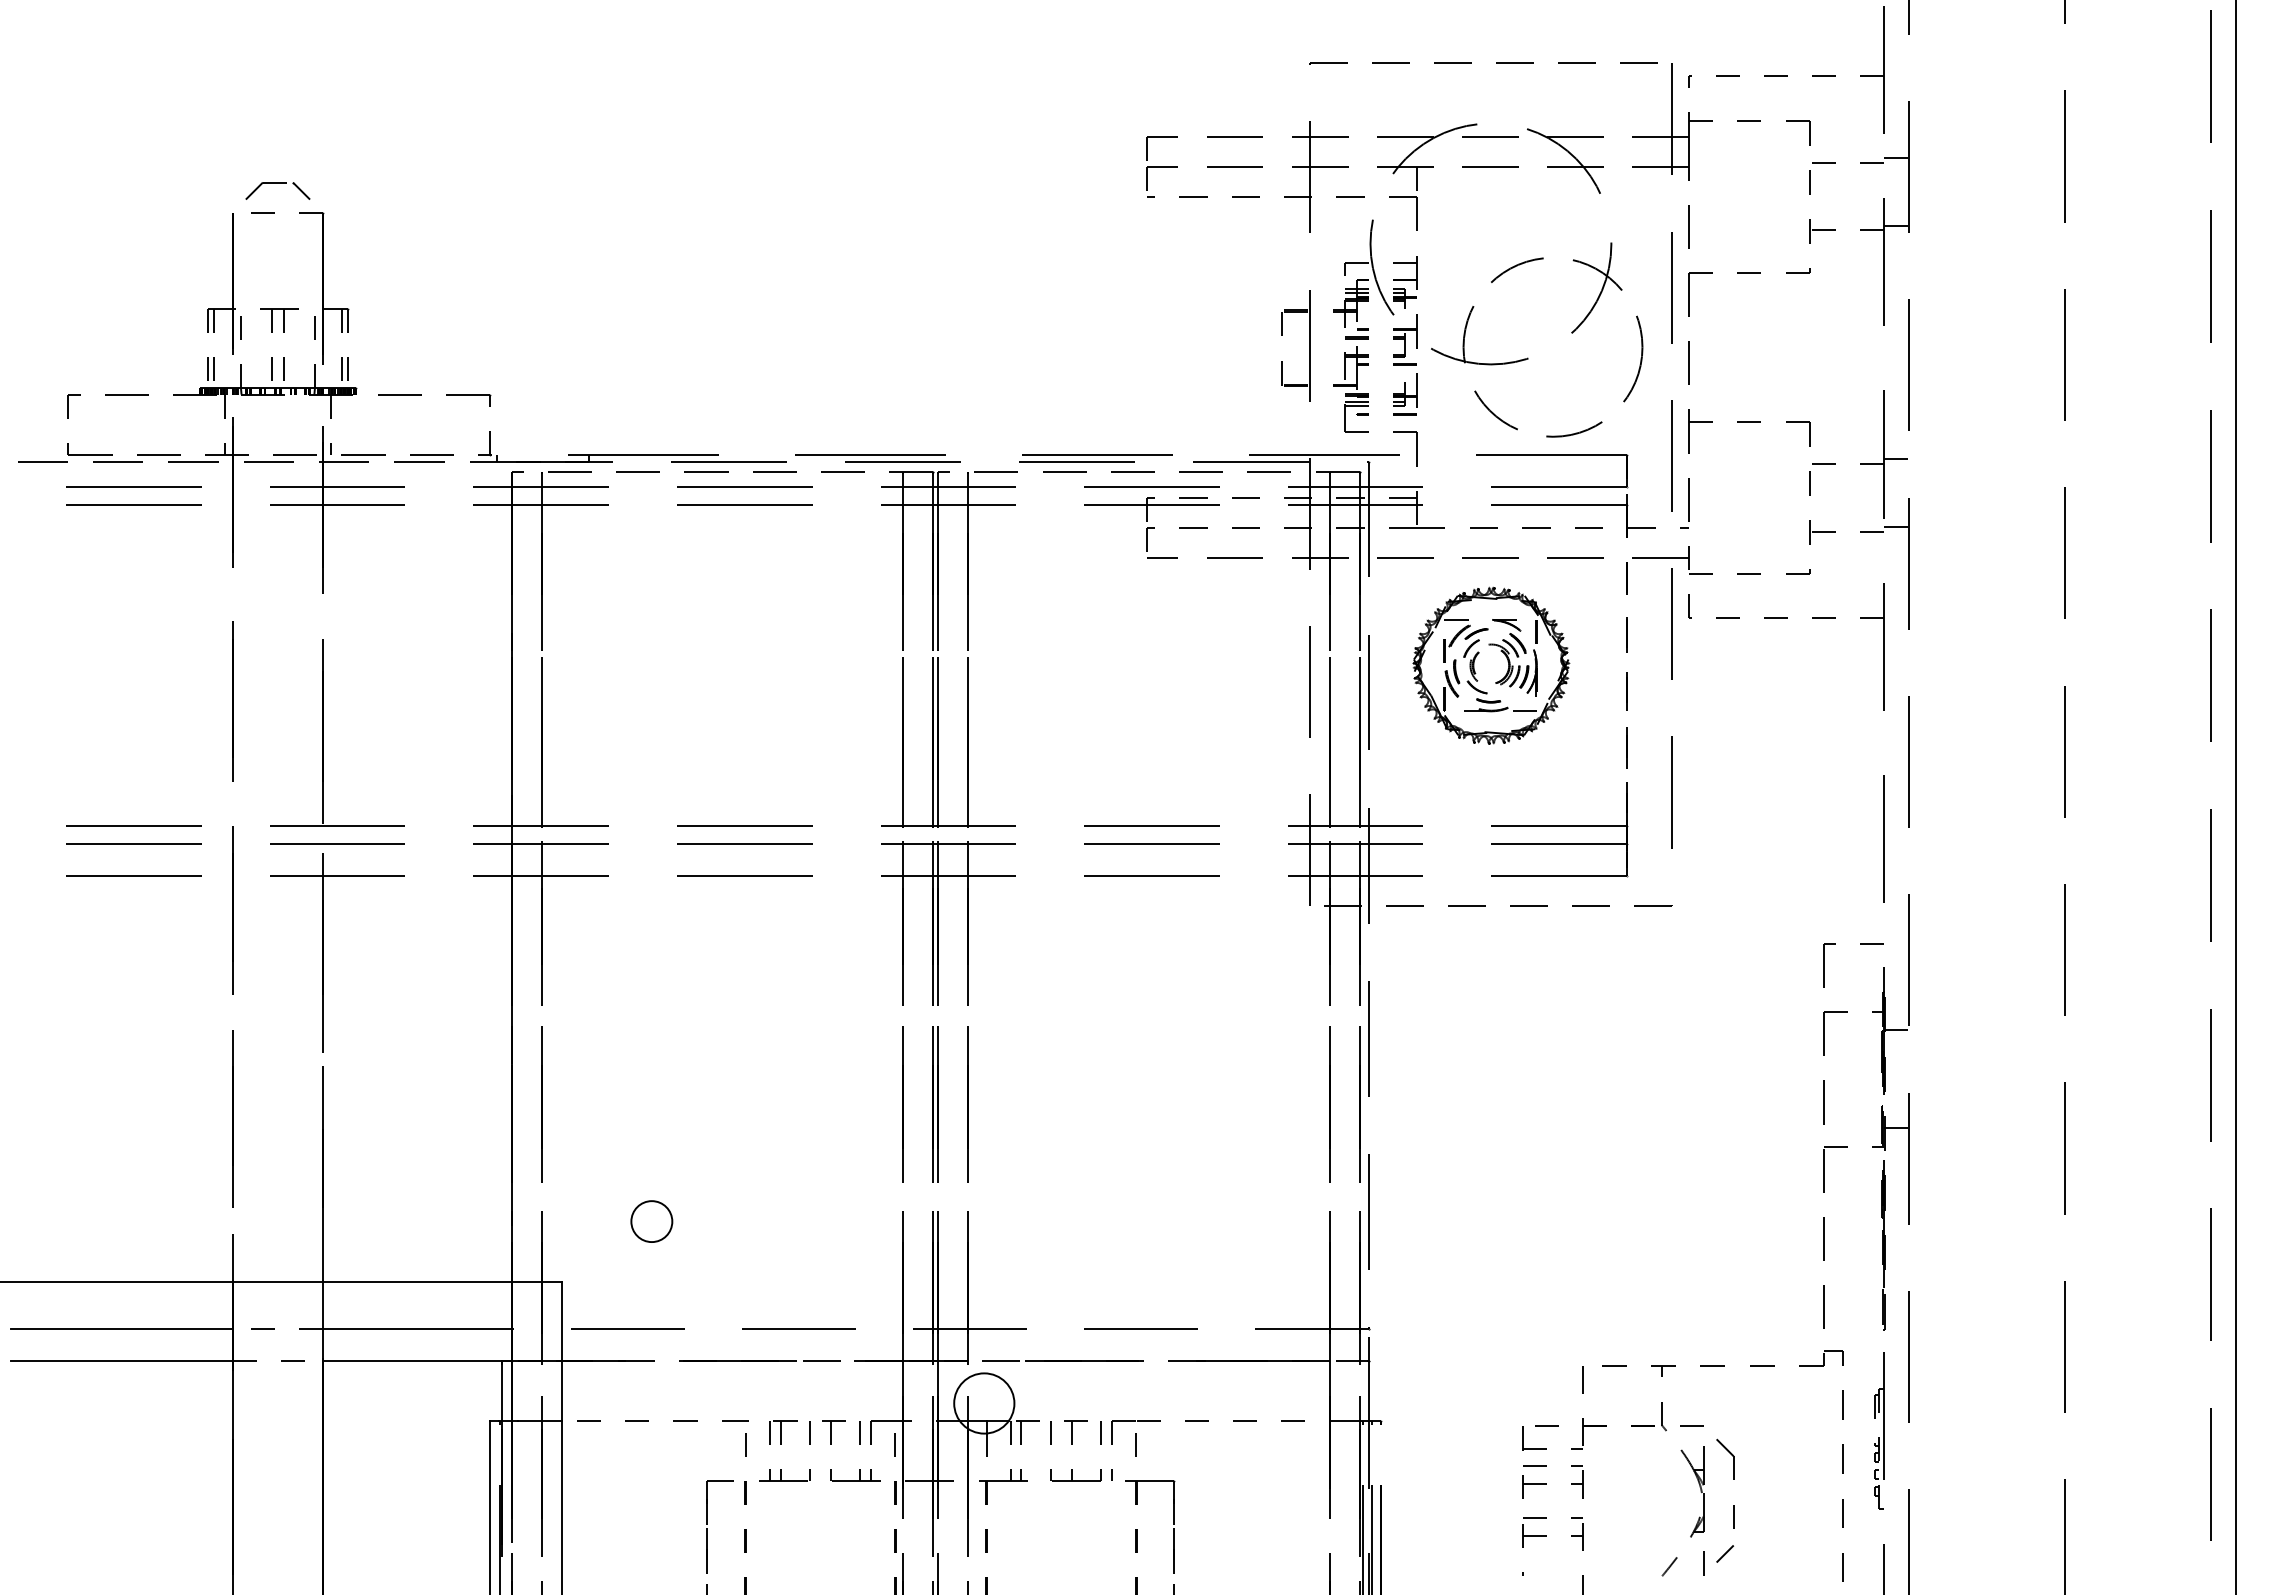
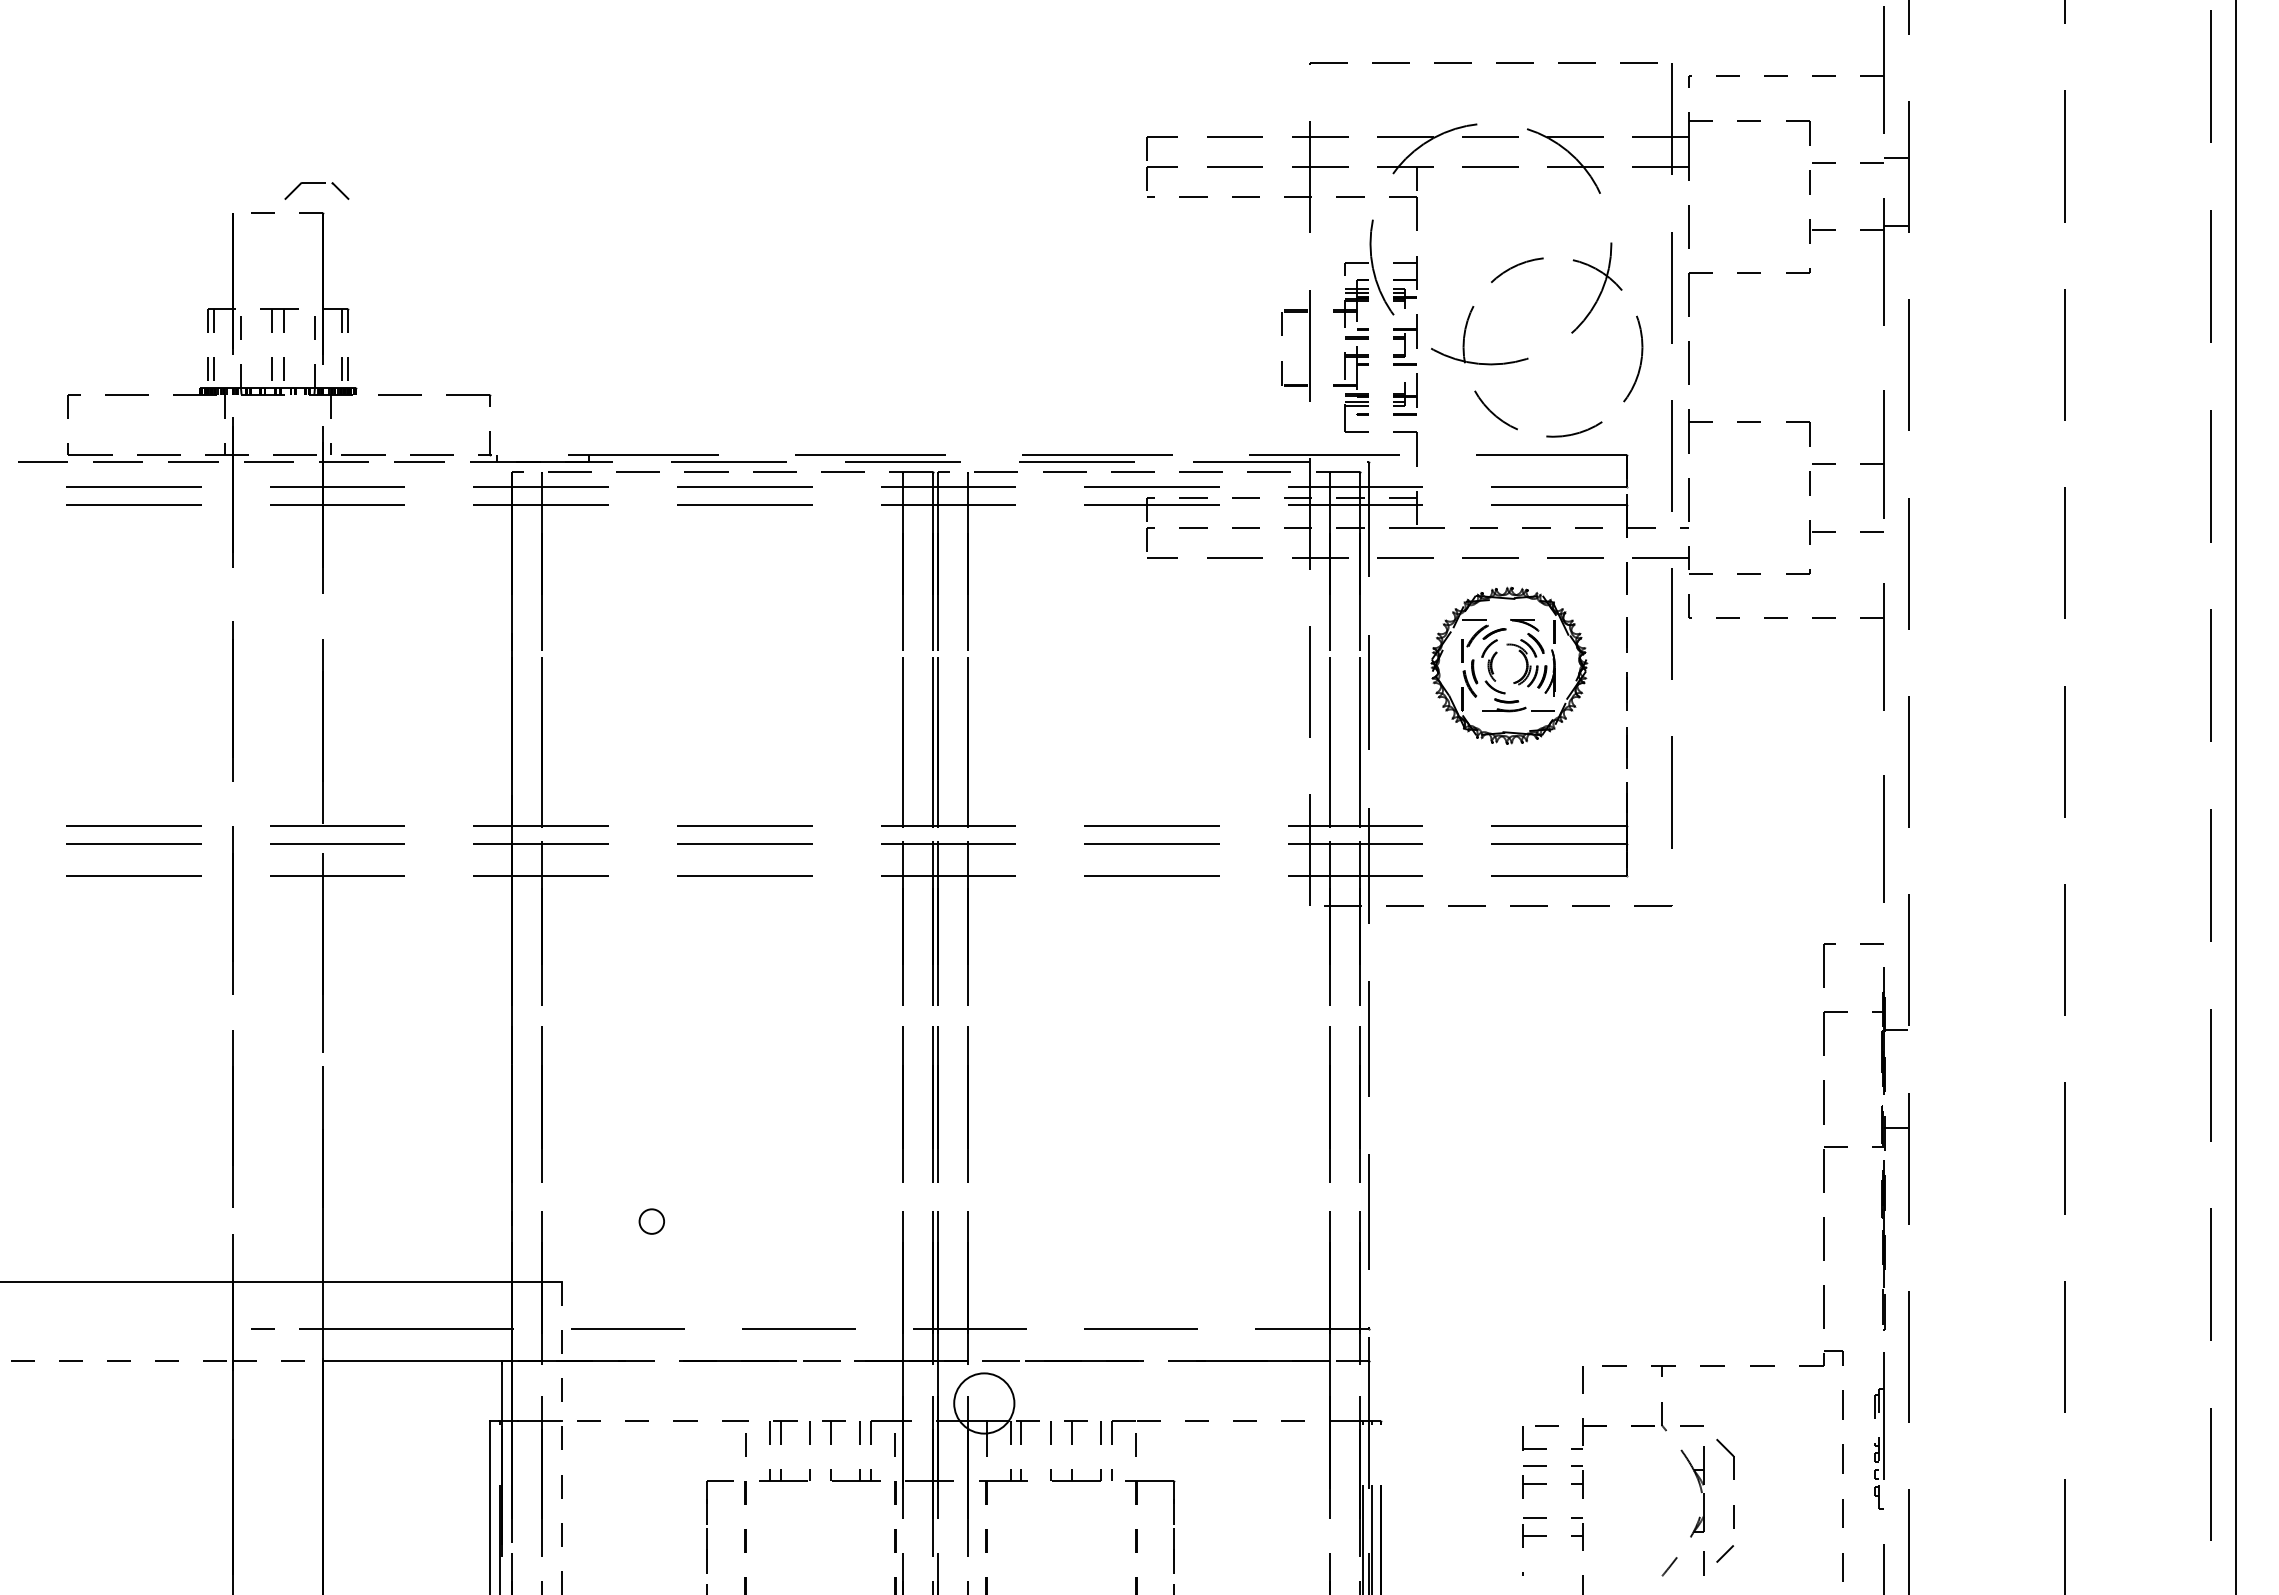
part position: (277, 183) -> (316, 183) (316, 183)
line: present -> none (1896, 459)
line: present -> none (1896, 526)
part position: (1491, 665) -> (1509, 665) (1509, 665)
circle diameter: 41 px -> 25 px (651, 1221)
line: present -> none (121, 1329)
line: solid -> dashed (122, 1360)
line: solid -> dashed (561, 1438)
